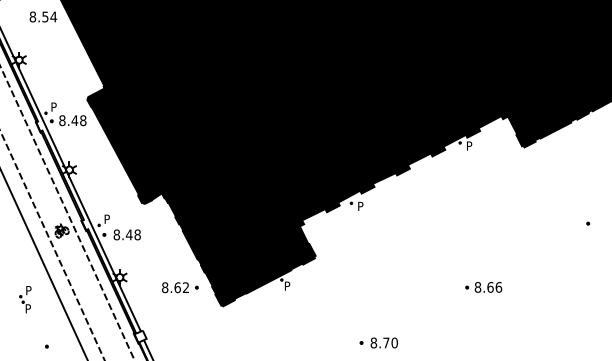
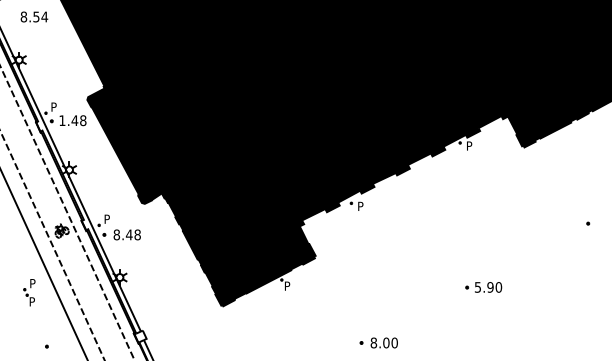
text position: (43, 16) -> (34, 16) (34, 16)
text: 8.48 -> 1.48 (62, 120)
part: present -> none (180, 287)
text: 8.66 -> 5.90 (488, 287)
part position: (25, 299) -> (29, 292) (29, 292)
text: 8.70 -> 8.00 (386, 342)
